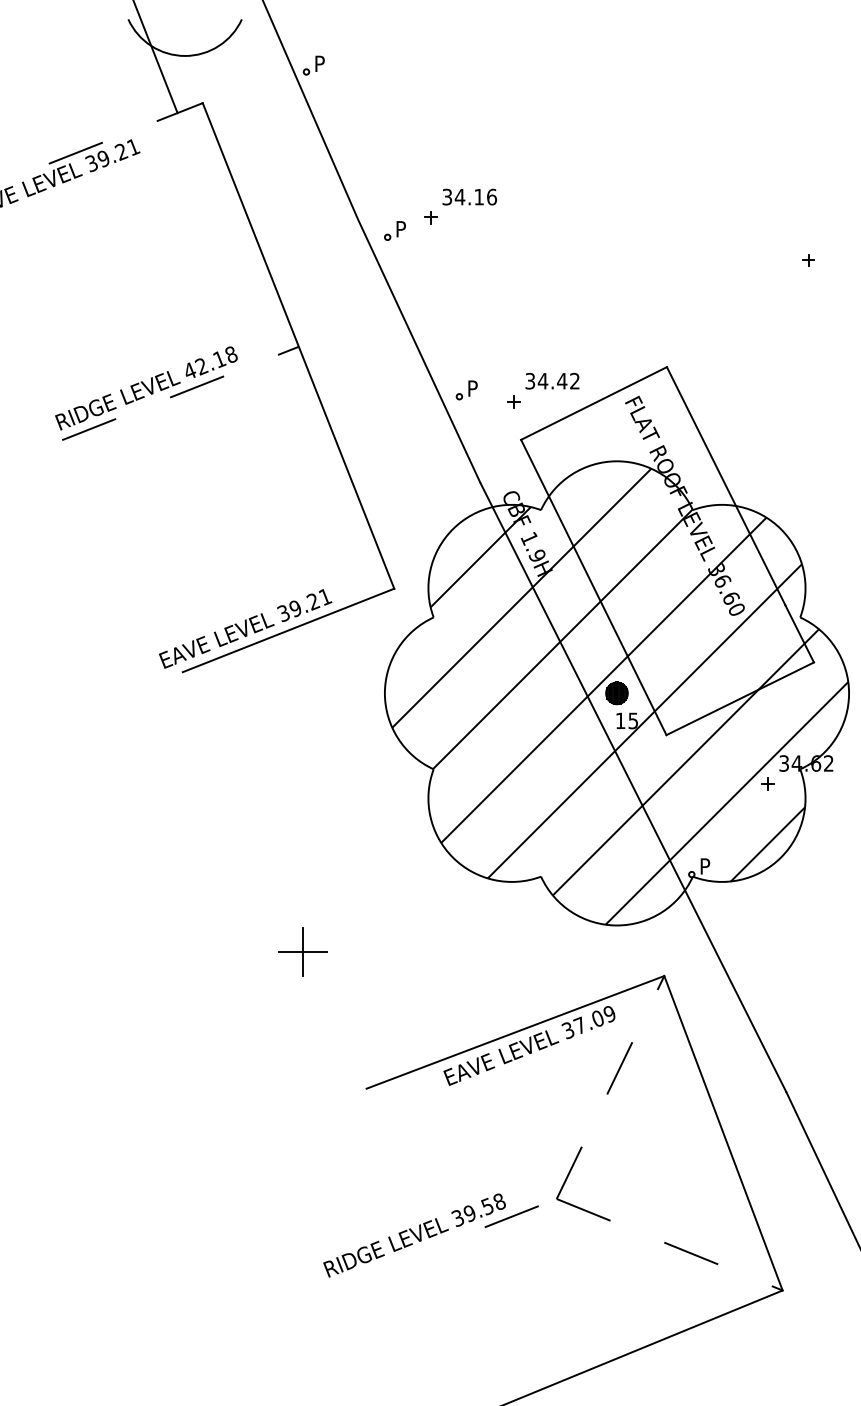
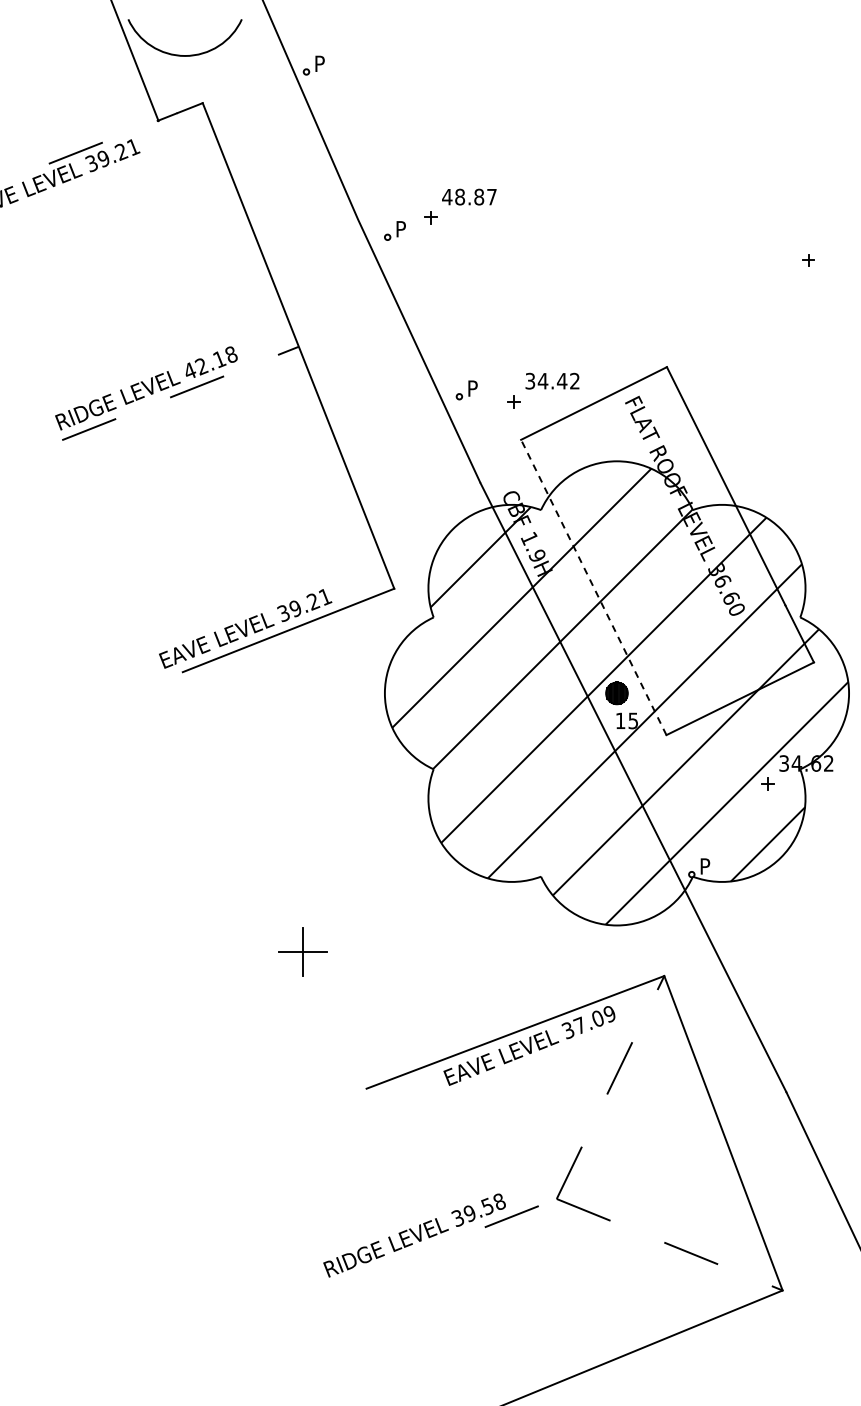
line position: (155, 57) -> (135, 61) (135, 61)
text: 34.16 -> 48.87 (469, 196)
line: solid -> dashed (593, 587)
